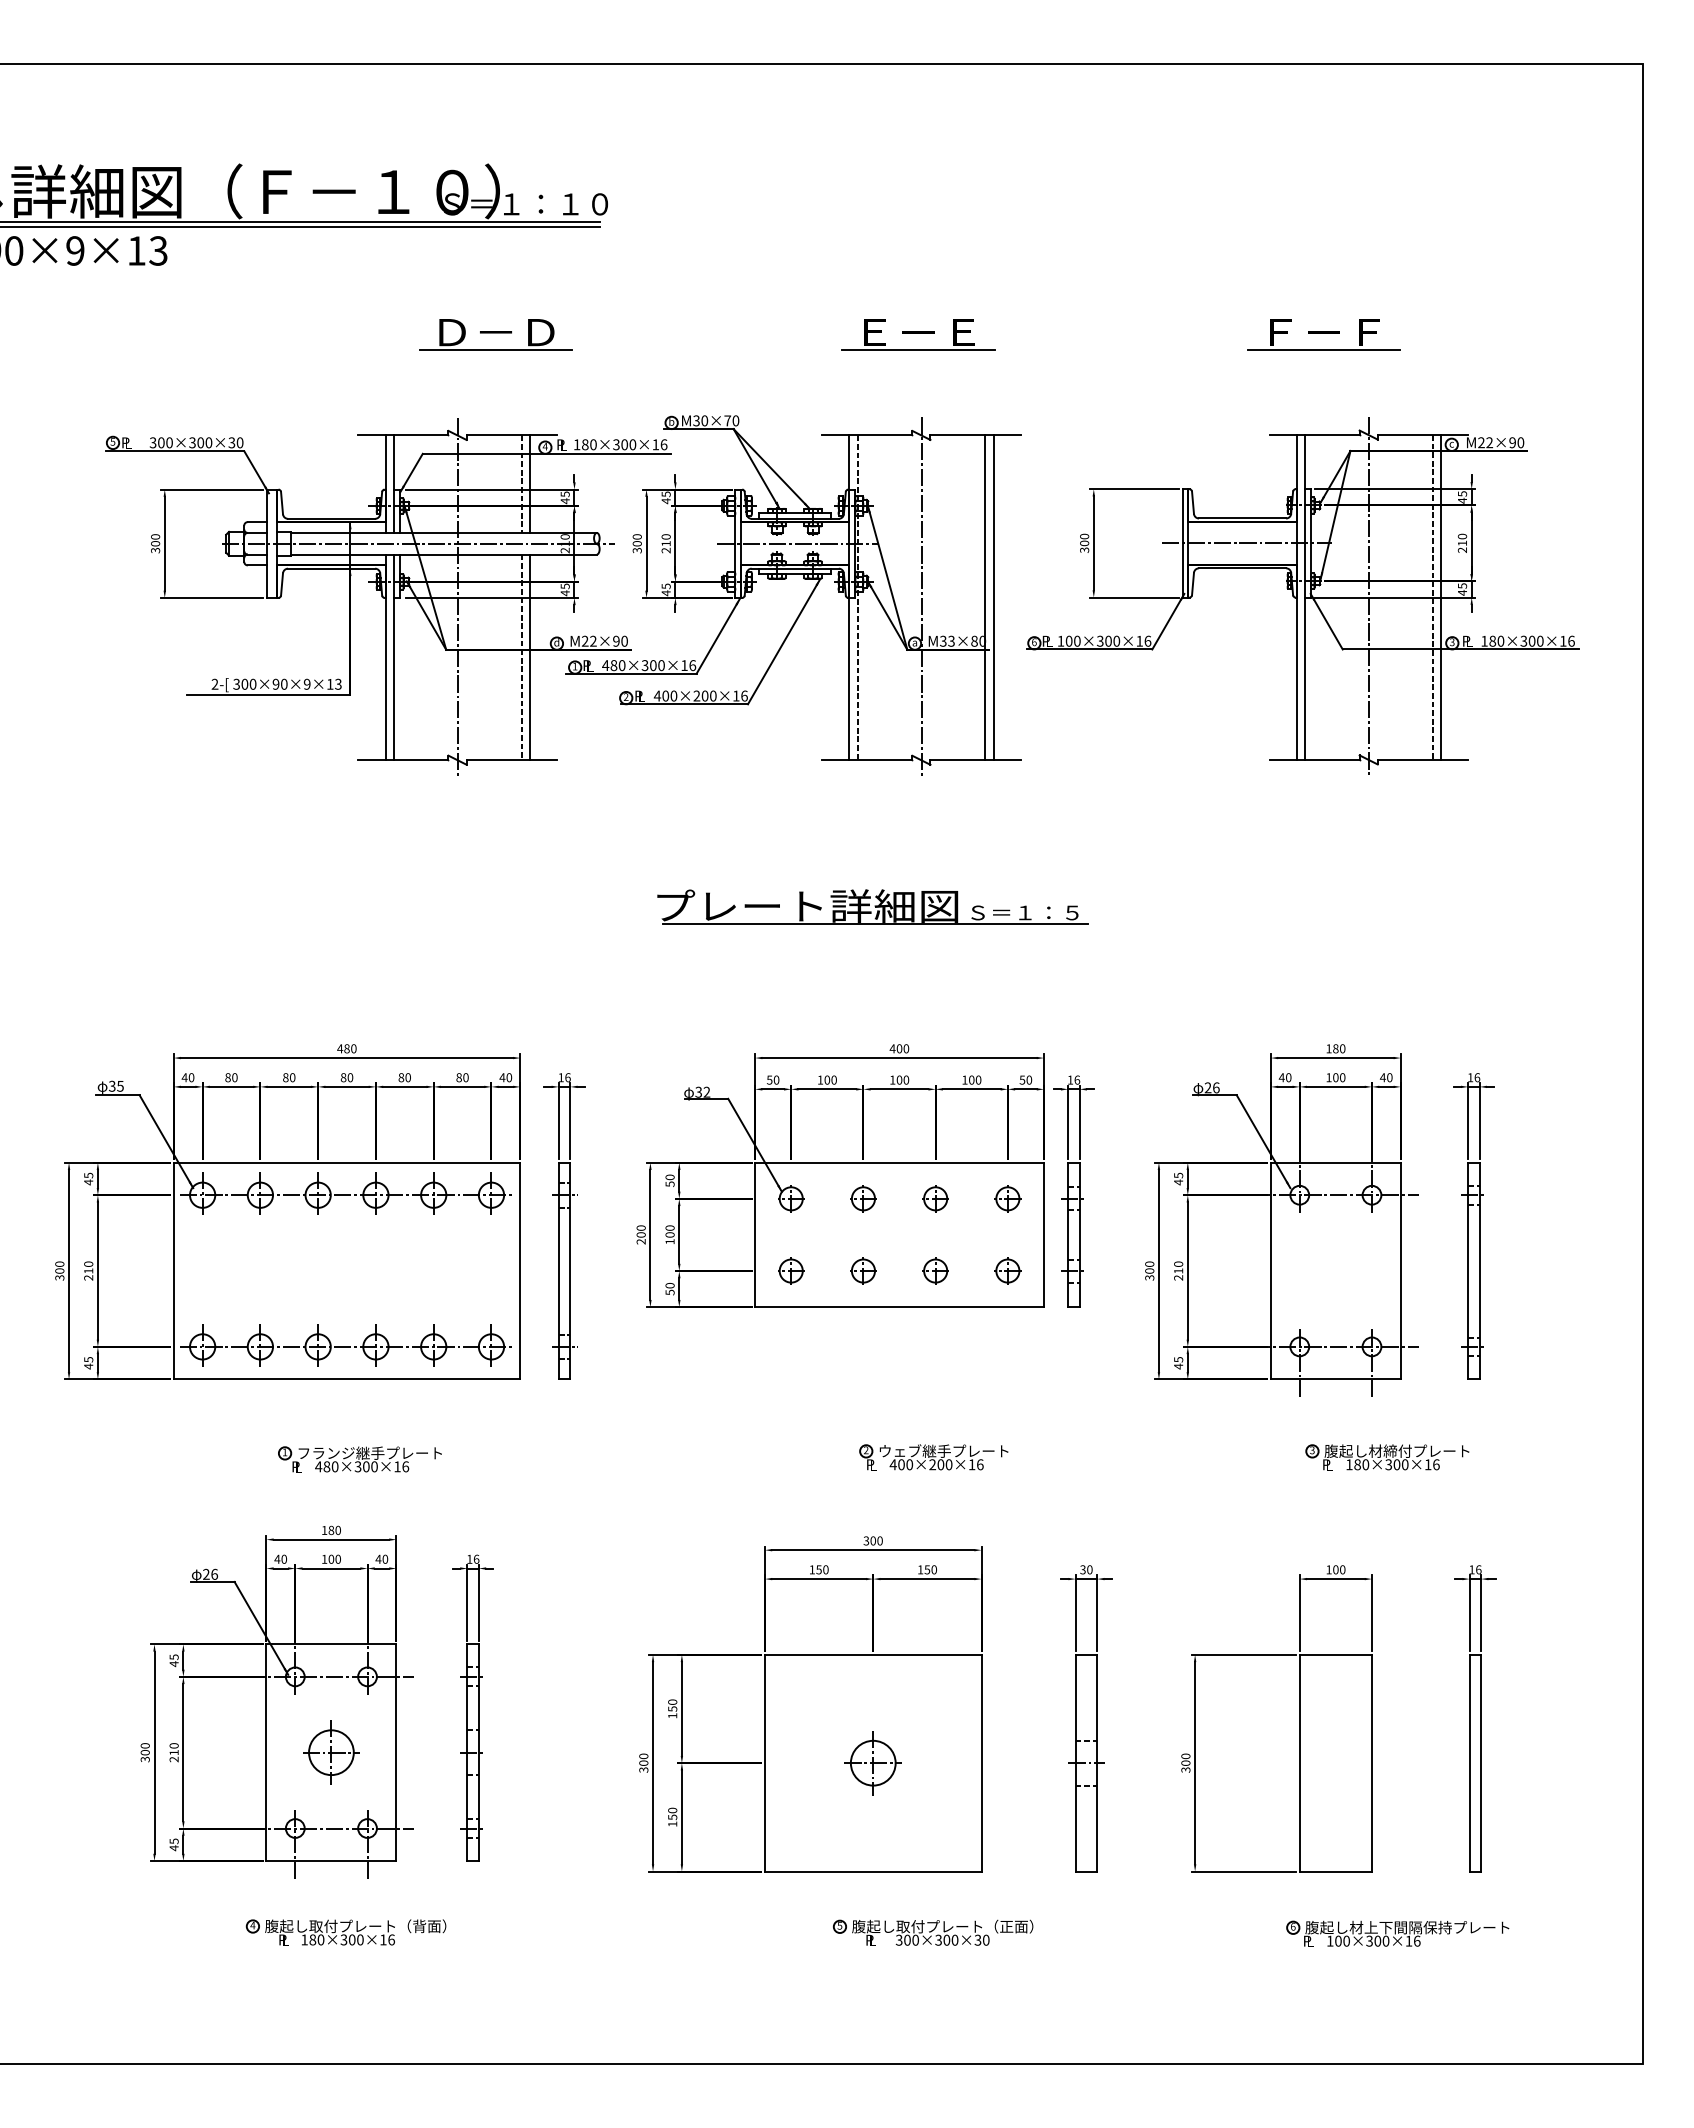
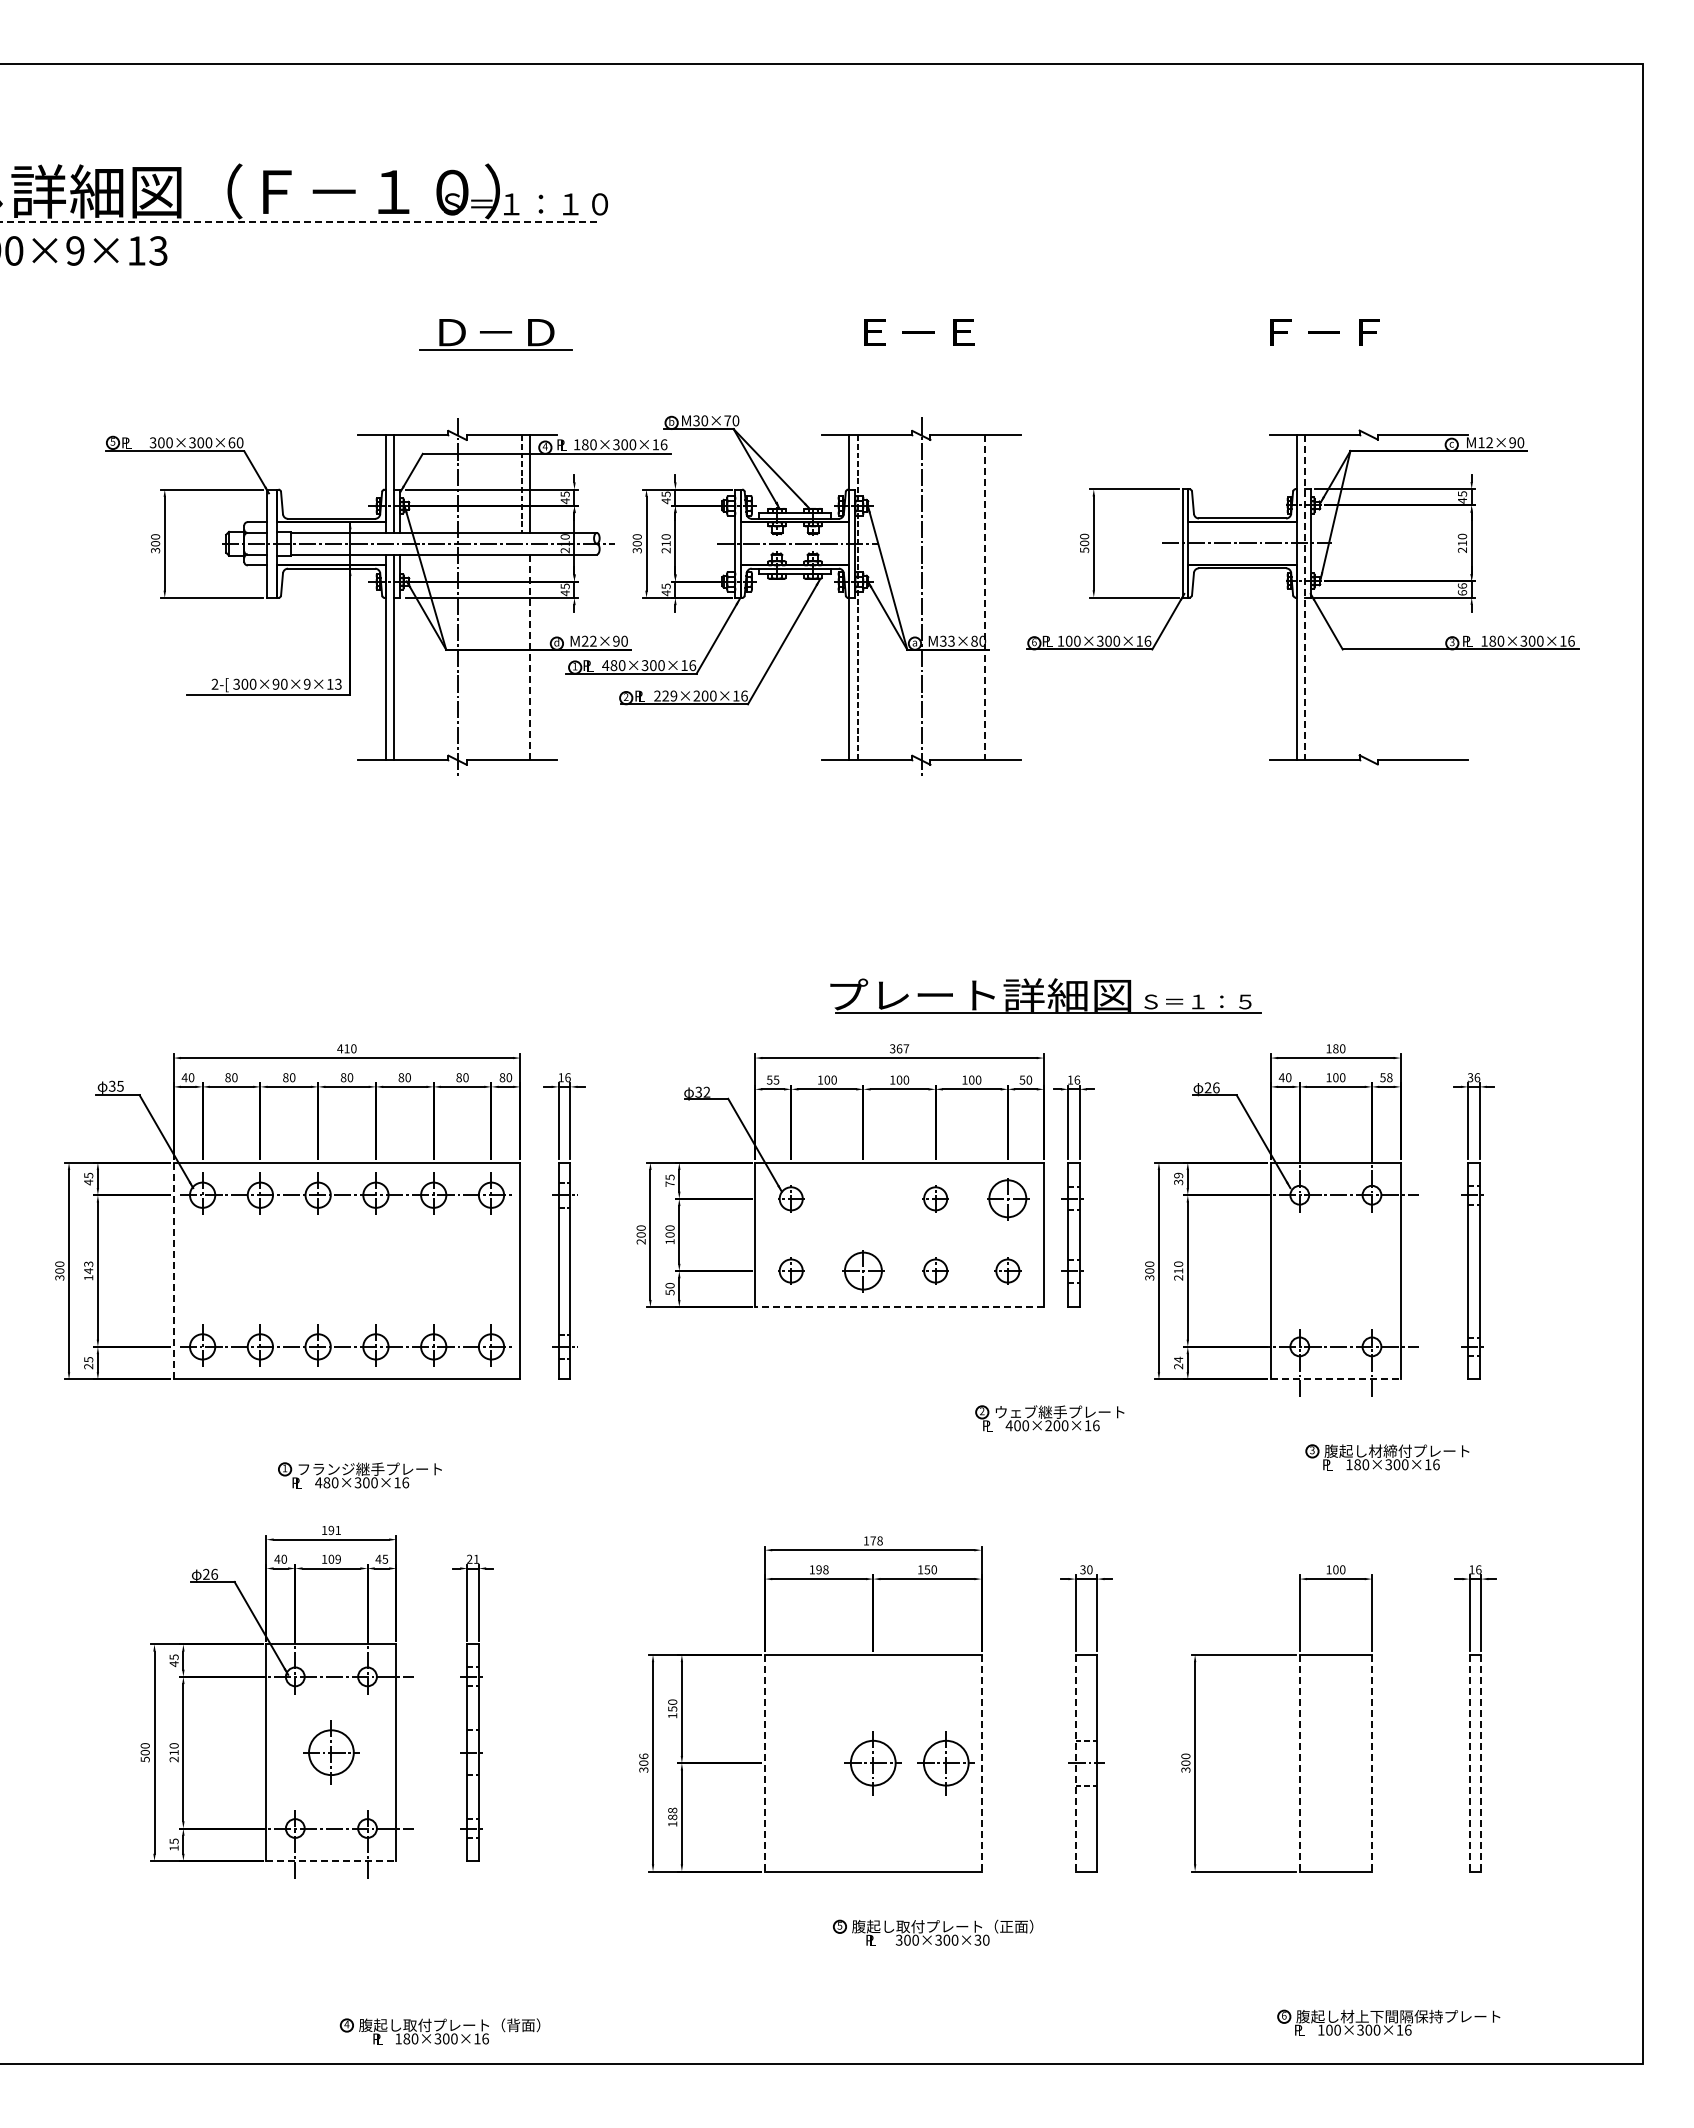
line: solid -> dashed (300, 221)
line: present -> none (301, 226)
line: present -> none (918, 349)
line: present -> none (1323, 349)
text: 300×300×30 -> 300×300×60 (231, 442)
text: M22×90 -> M12×90 (1481, 442)
text: 300 -> 500 (1084, 549)
text: 45 -> 66 (1462, 589)
line: present -> none (993, 597)
line: present -> none (1368, 597)
line: present -> none (1432, 597)
line: present -> none (1441, 597)
line: solid -> dashed (985, 598)
line: solid -> dashed (1305, 598)
line: present -> none (521, 657)
line: solid -> dashed (530, 657)
text: 400×200×16 -> 229×200×16 (665, 695)
part position: (872, 906) -> (1045, 995) (1045, 995)
text: 480 -> 410 (346, 1048)
text: 400 -> 367 (899, 1048)
text: 40 -> 80 (502, 1077)
text: 40 -> 58 (1385, 1077)
text: 16 -> 36 (1470, 1077)
text: 50 -> 55 (776, 1079)
text: 45 -> 39 (1178, 1178)
text: 50 -> 75 (669, 1180)
part: present -> none (863, 1198)
part size: 28x28 px -> 43x43 px (1008, 1199)
text: 210 -> 143 (88, 1270)
part size: 27x28 px -> 43x43 px (863, 1271)
line: solid -> dashed (173, 1271)
line: solid -> dashed (899, 1307)
text: 45 -> 24 (1178, 1362)
text: 45 -> 25 (88, 1366)
line: solid -> dashed (1335, 1379)
part position: (933, 1457) -> (1049, 1418) (1049, 1418)
part position: (359, 1459) -> (359, 1475) (359, 1475)
text: 180 -> 191 (334, 1530)
text: 300 -> 178 (872, 1540)
text: 40 -> 45 (385, 1558)
text: 16 -> 21 (473, 1558)
text: 100 -> 109 (337, 1559)
text: 150 -> 198 (822, 1569)
text: 300 -> 306 (643, 1755)
text: 300 -> 500 (144, 1758)
line: solid -> dashed (764, 1763)
part: none -> present (945, 1763)
line: solid -> dashed (981, 1763)
line: solid -> dashed (1075, 1763)
line: solid -> dashed (1299, 1763)
line: solid -> dashed (1372, 1763)
line: solid -> dashed (1469, 1763)
line: solid -> dashed (1481, 1763)
text: 150 -> 188 (672, 1813)
text: 45 -> 15 (173, 1848)
line: solid -> dashed (331, 1861)
part position: (345, 1932) -> (439, 2031) (439, 2031)
part position: (1397, 1933) -> (1388, 2022) (1388, 2022)
